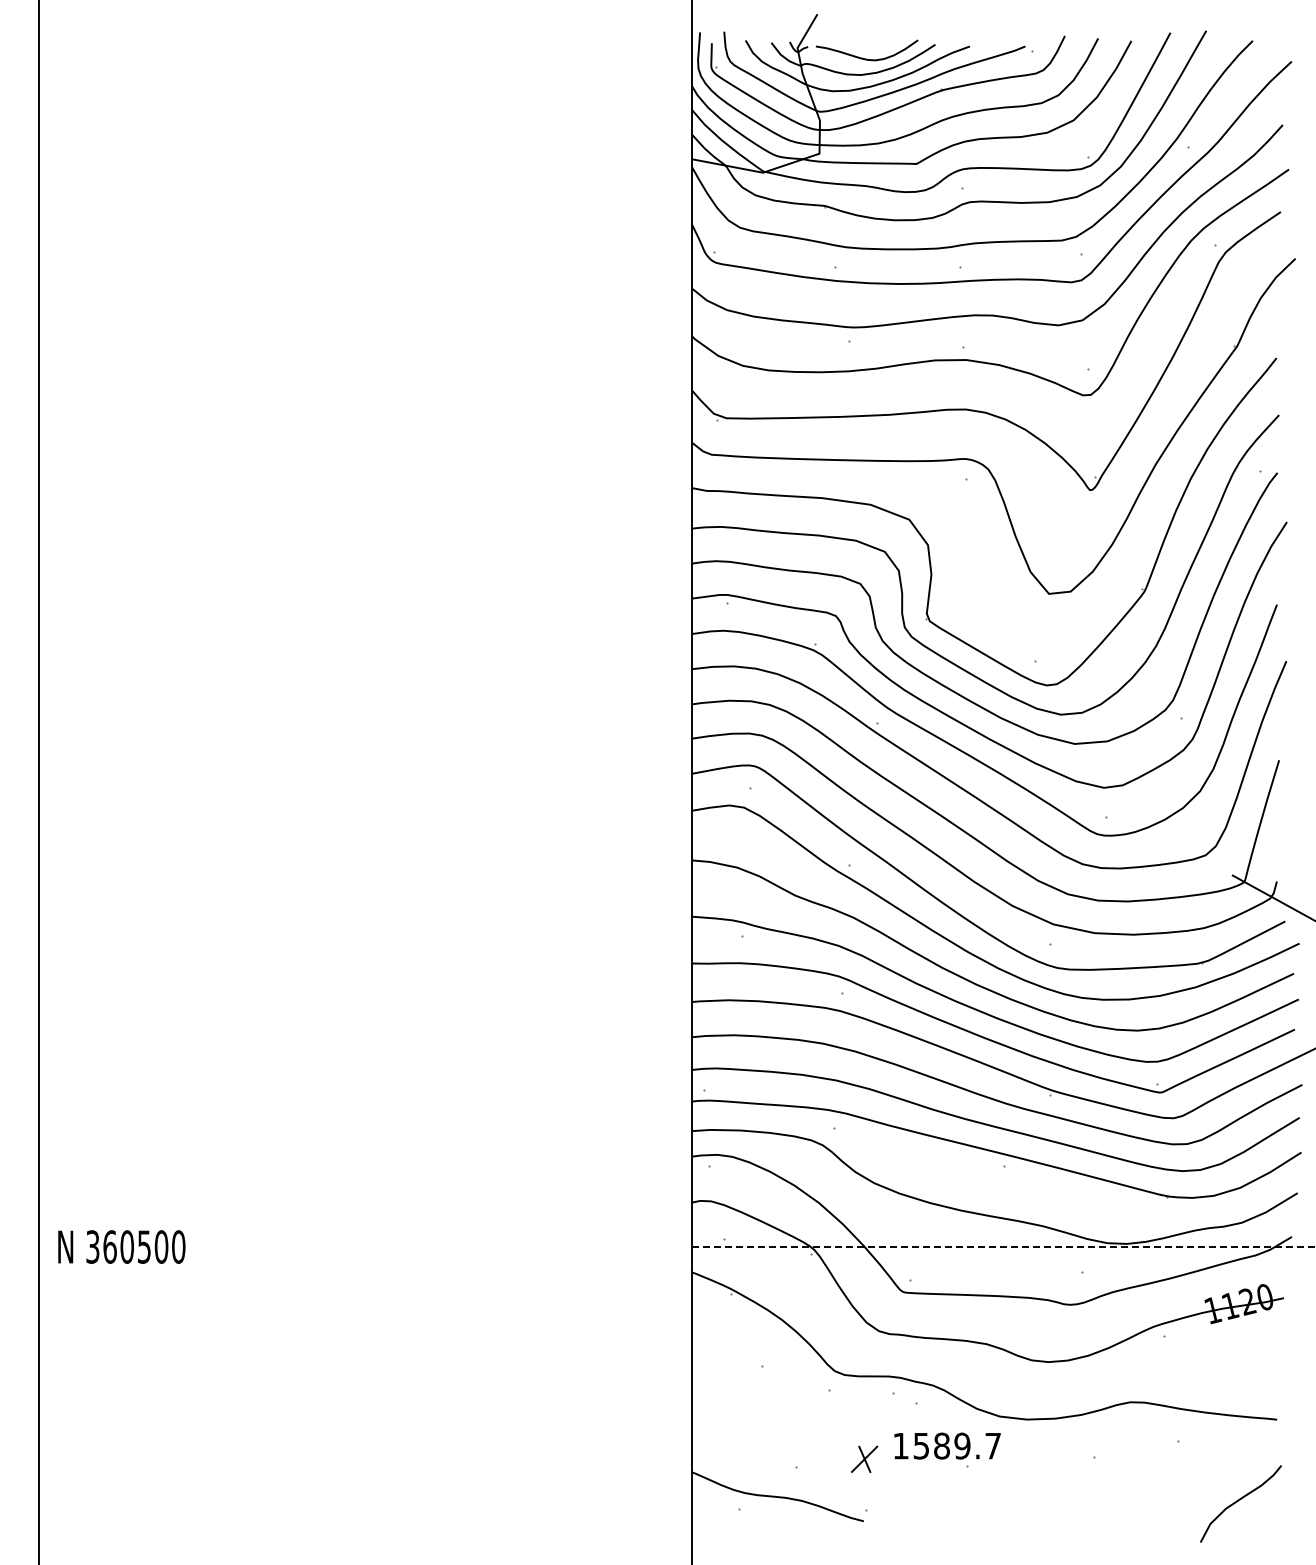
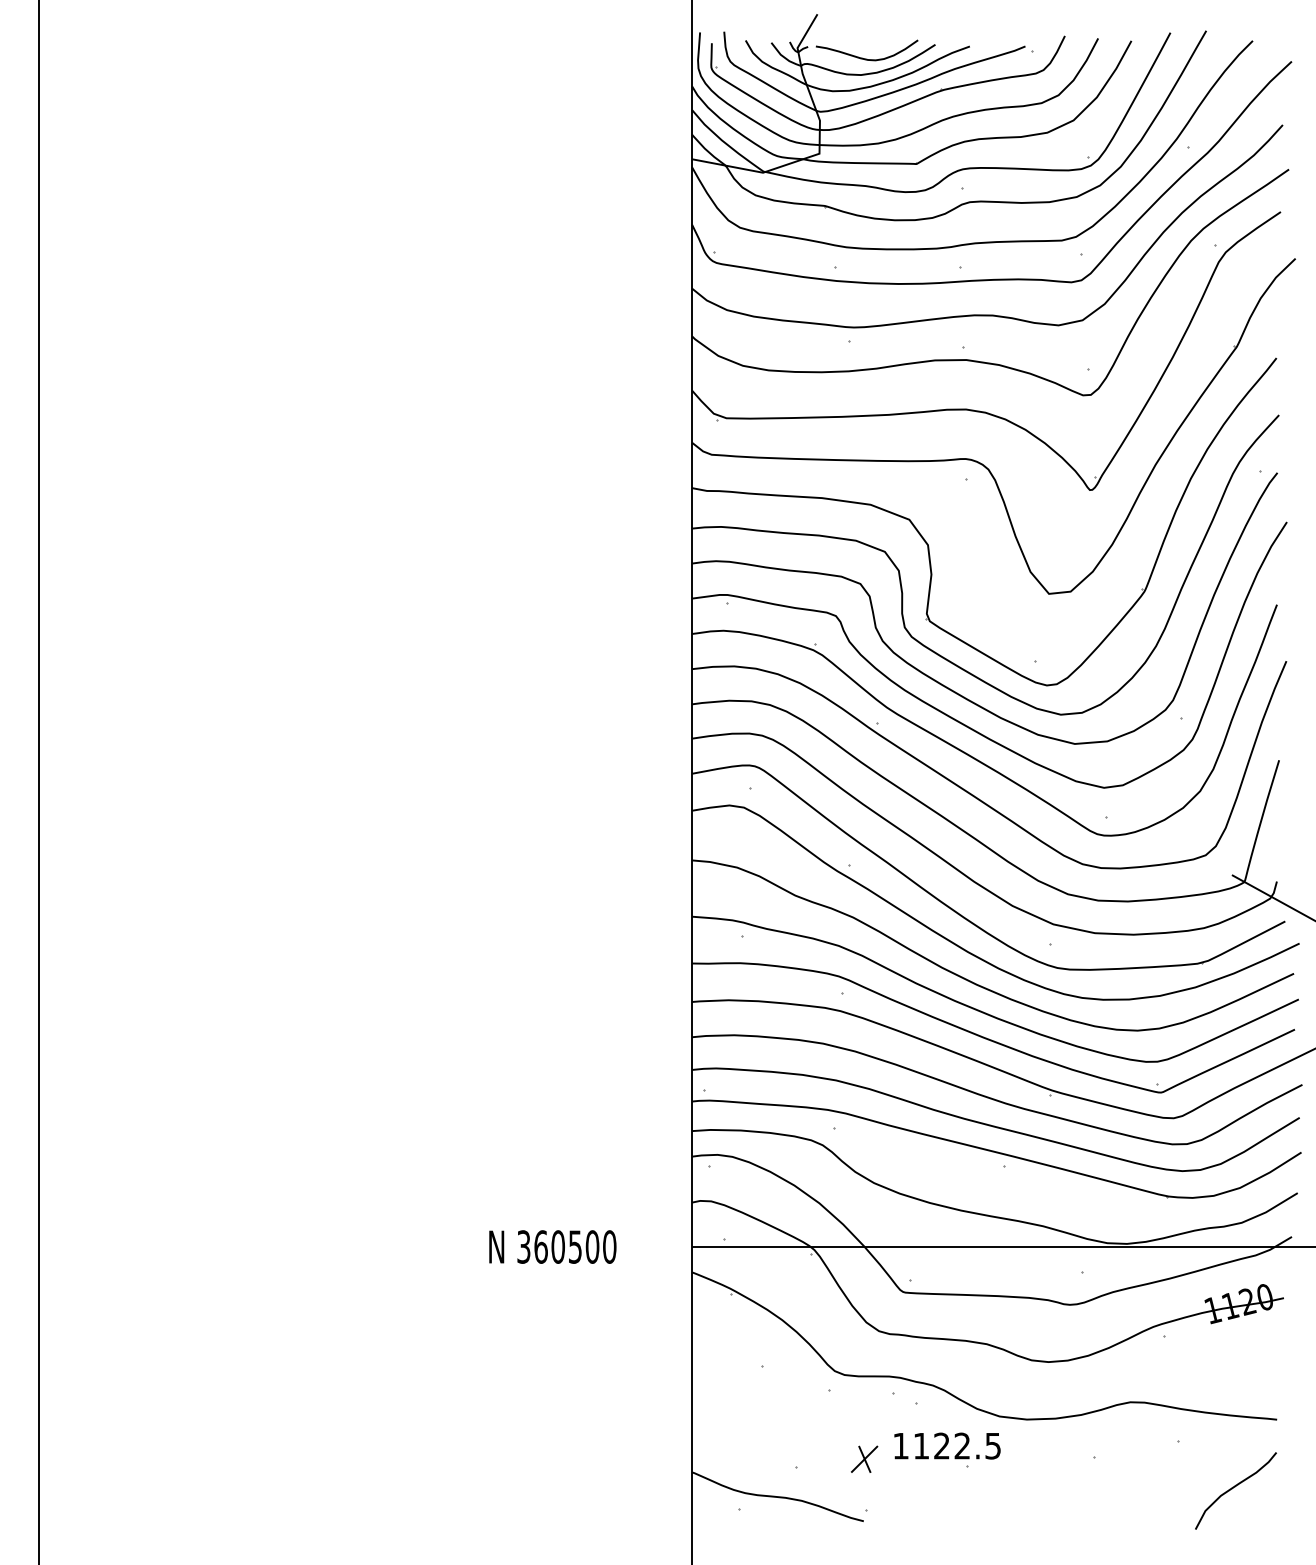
text position: (121, 1246) -> (552, 1246) (552, 1246)
line: dashed -> solid (1003, 1247)
text: 1589.7 -> 1122.5 (956, 1445)
curve position: (1238, 1501) -> (1233, 1488) (1233, 1488)
